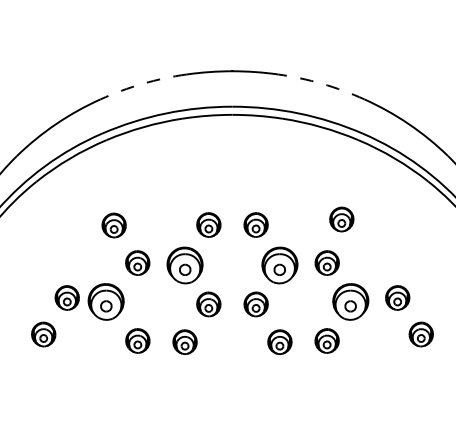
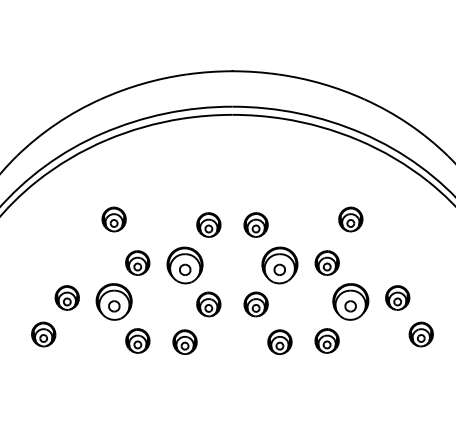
arc: dashed -> solid (142, 83)
arc: dashed -> solid (322, 83)
part position: (341, 219) -> (350, 219) (350, 219)
part position: (113, 225) -> (113, 219) (113, 219)
part position: (105, 301) -> (113, 301) (113, 301)
